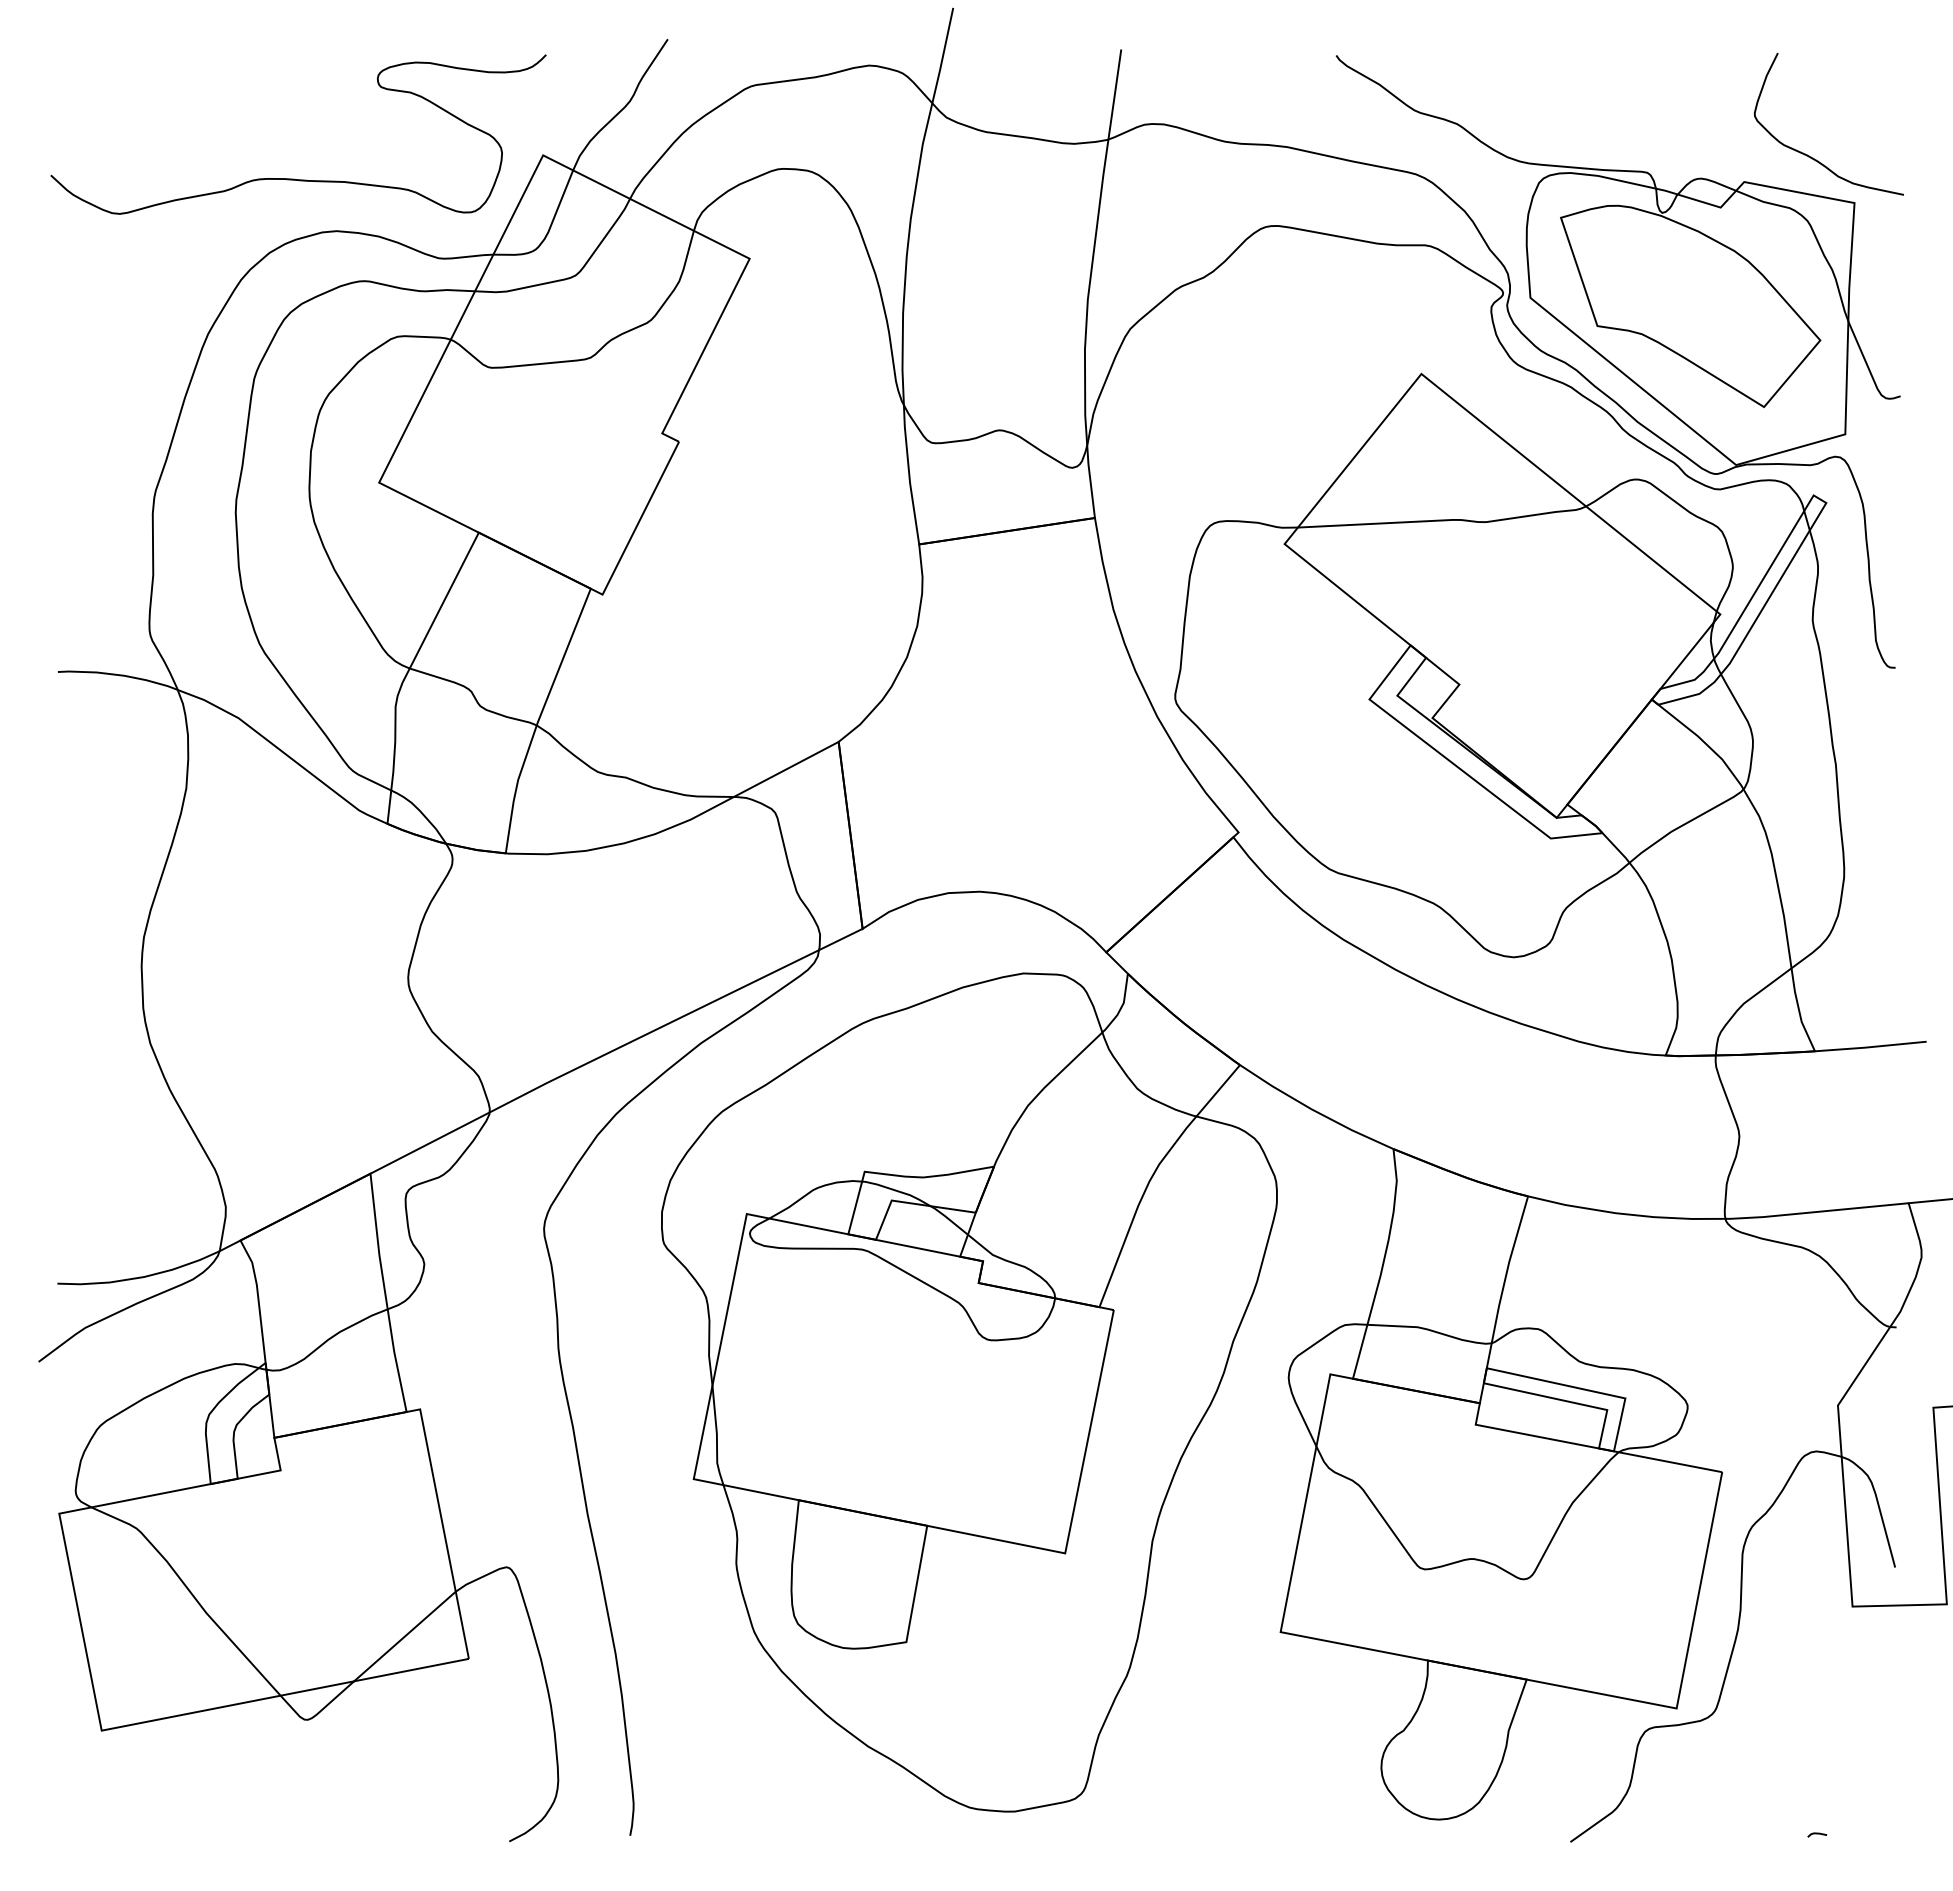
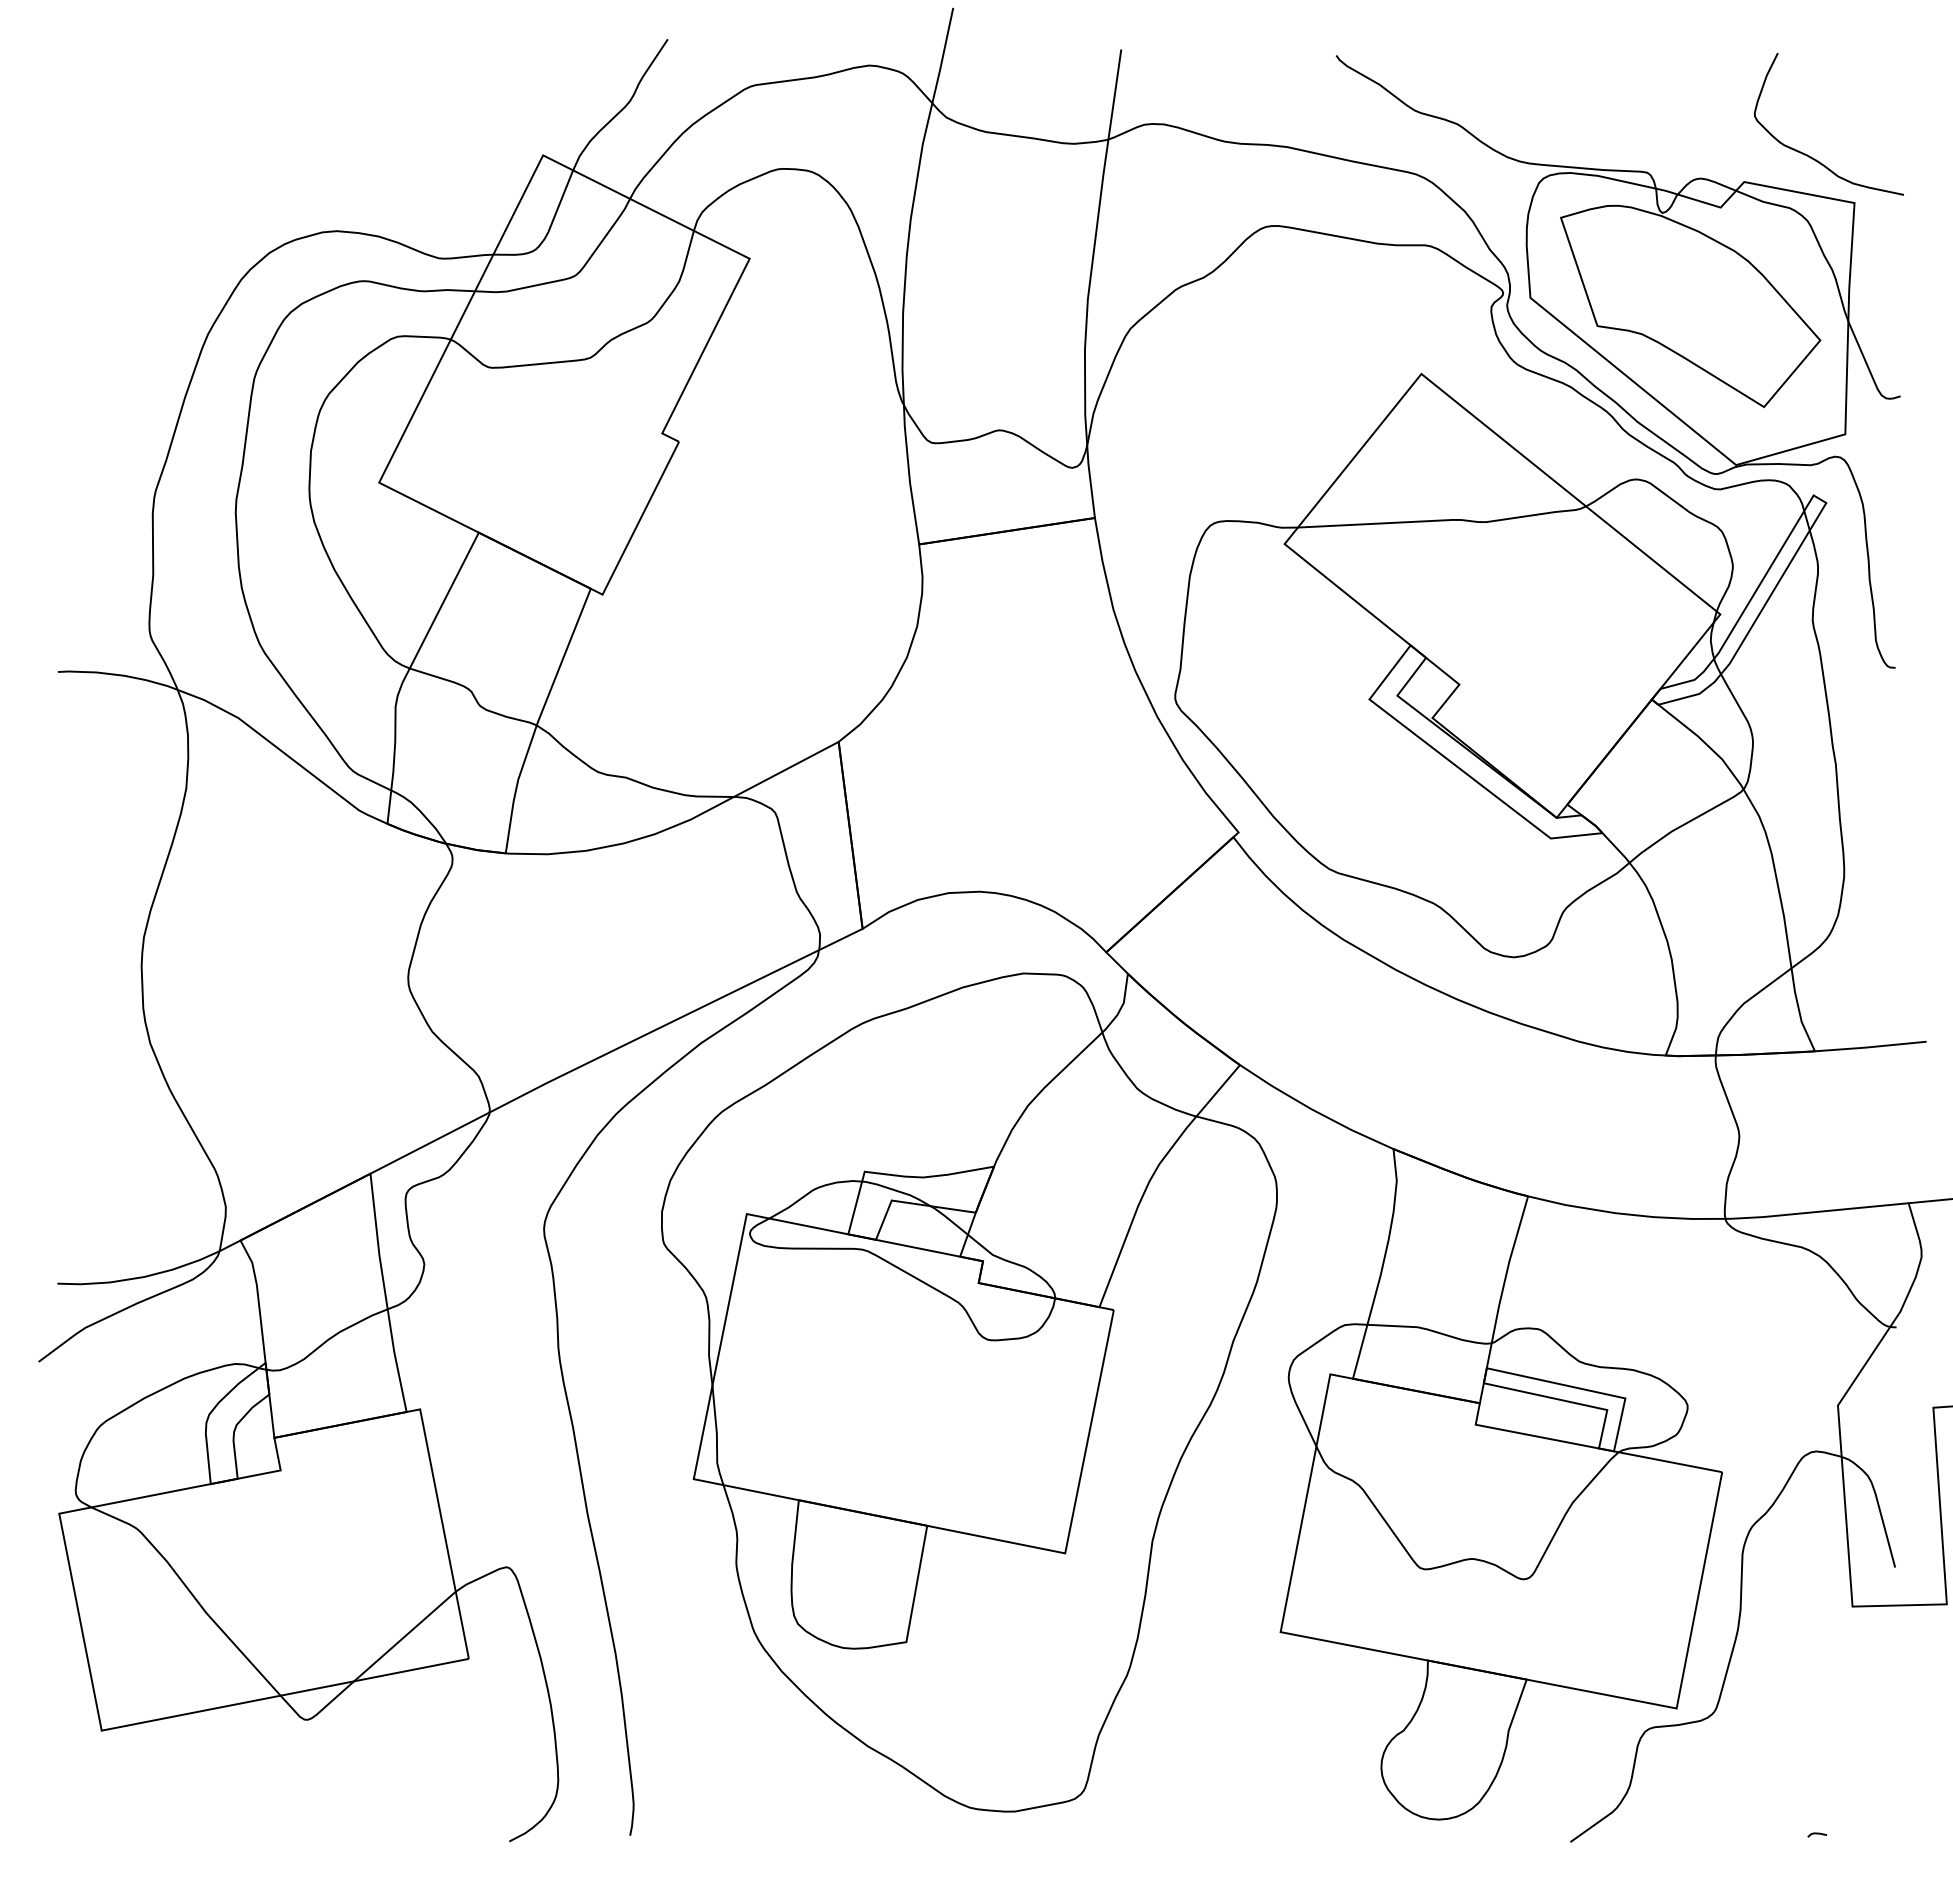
curve: present -> none (294, 178)
